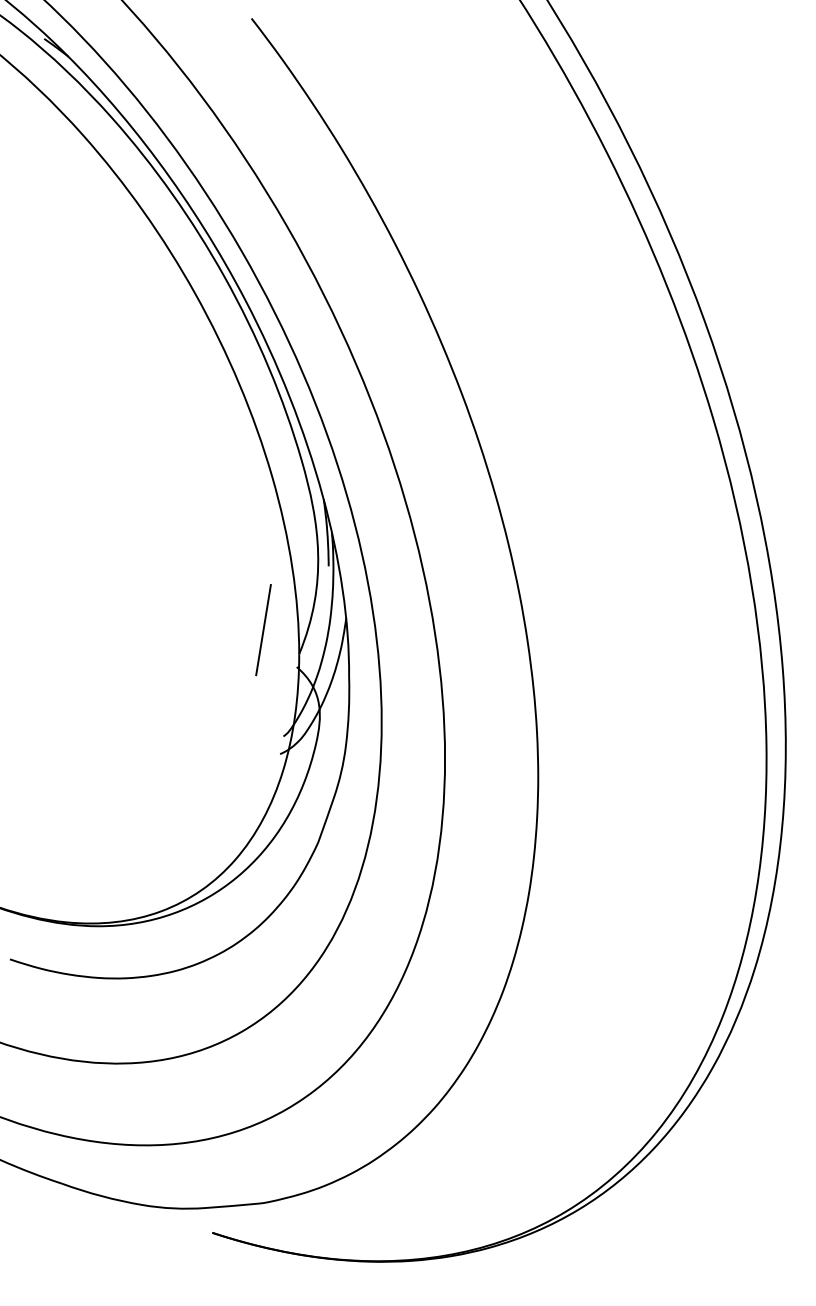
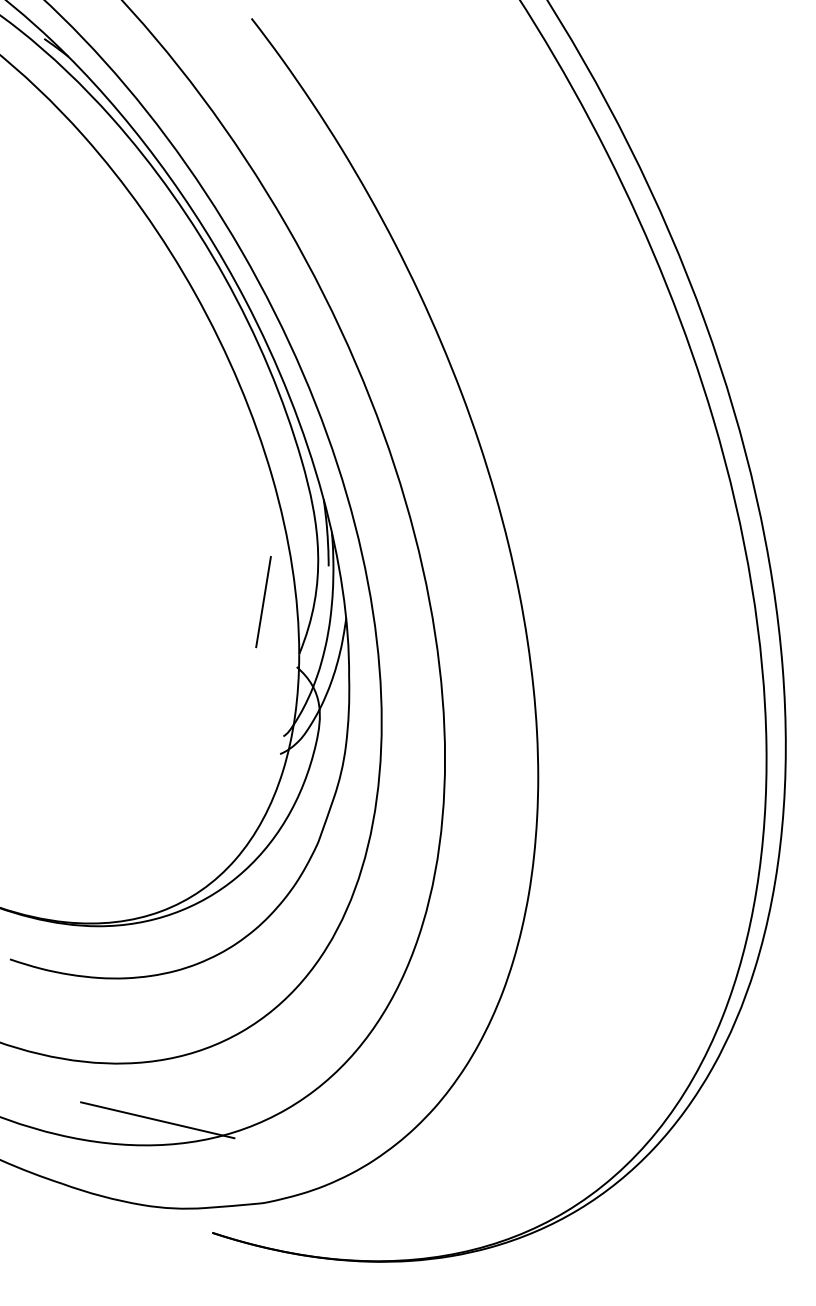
line position: (263, 630) -> (263, 602) (263, 602)
line: none -> present (157, 1120)
